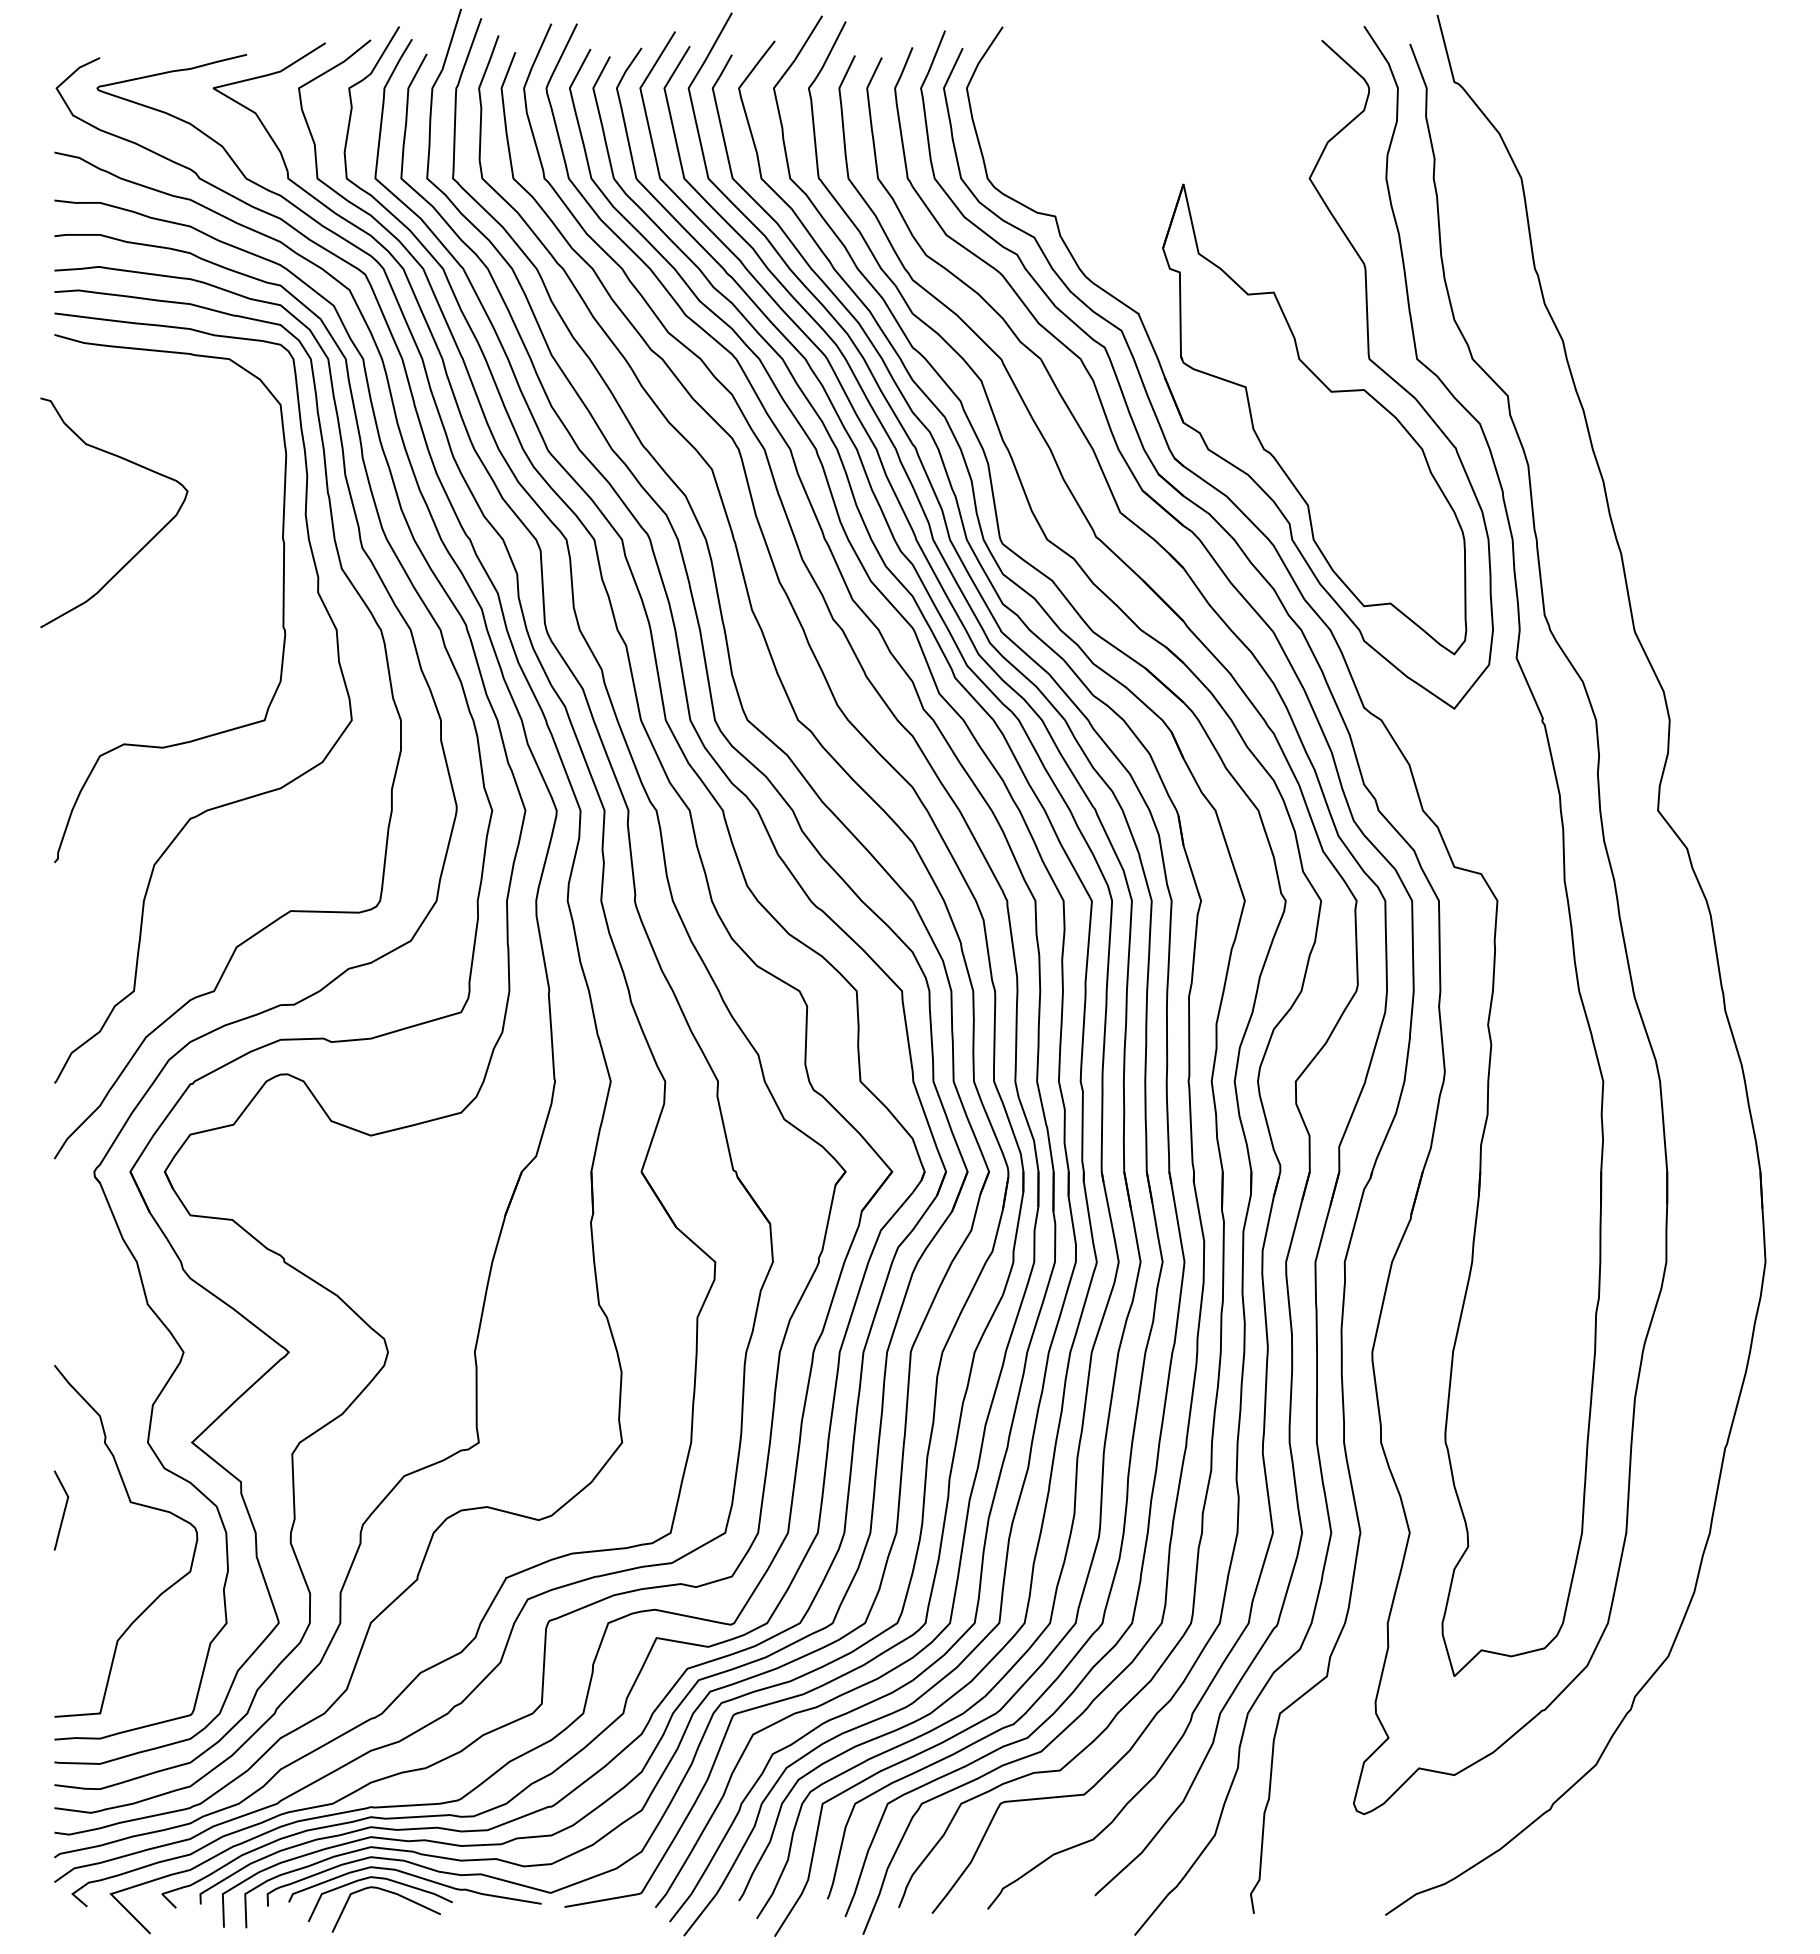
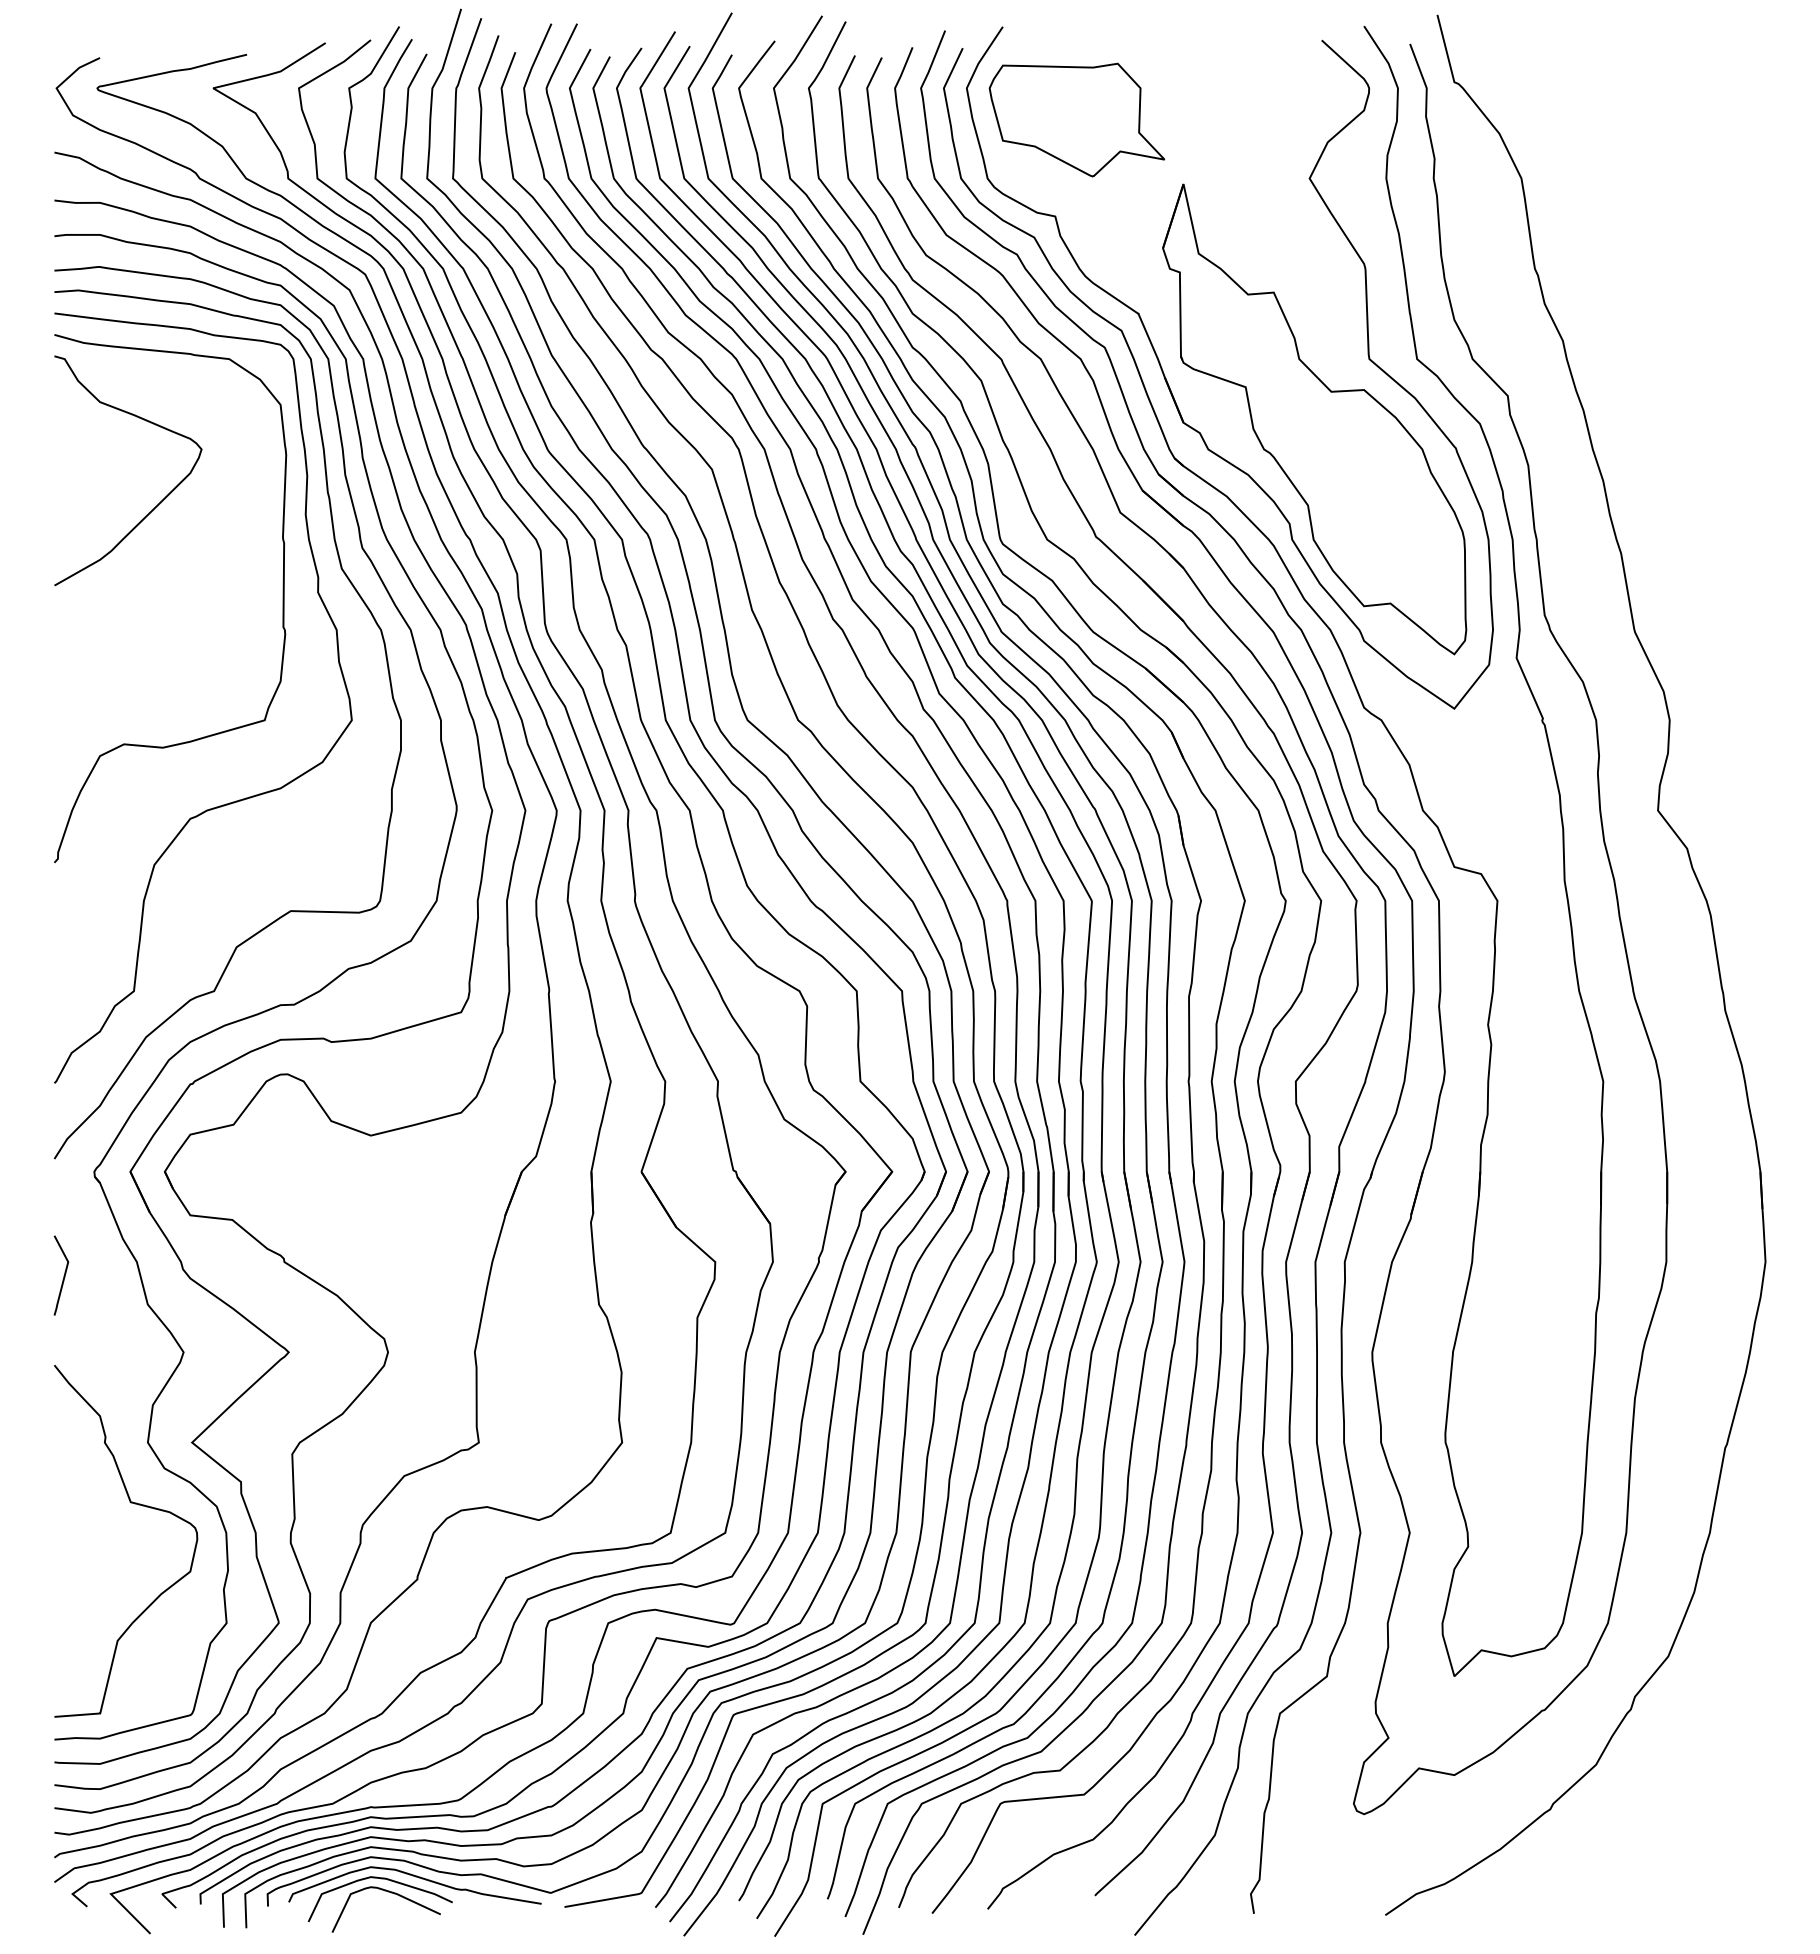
part: none -> present (1076, 119)
curve position: (146, 543) -> (160, 501) (160, 501)
line position: (63, 1510) -> (63, 1275) (63, 1275)
